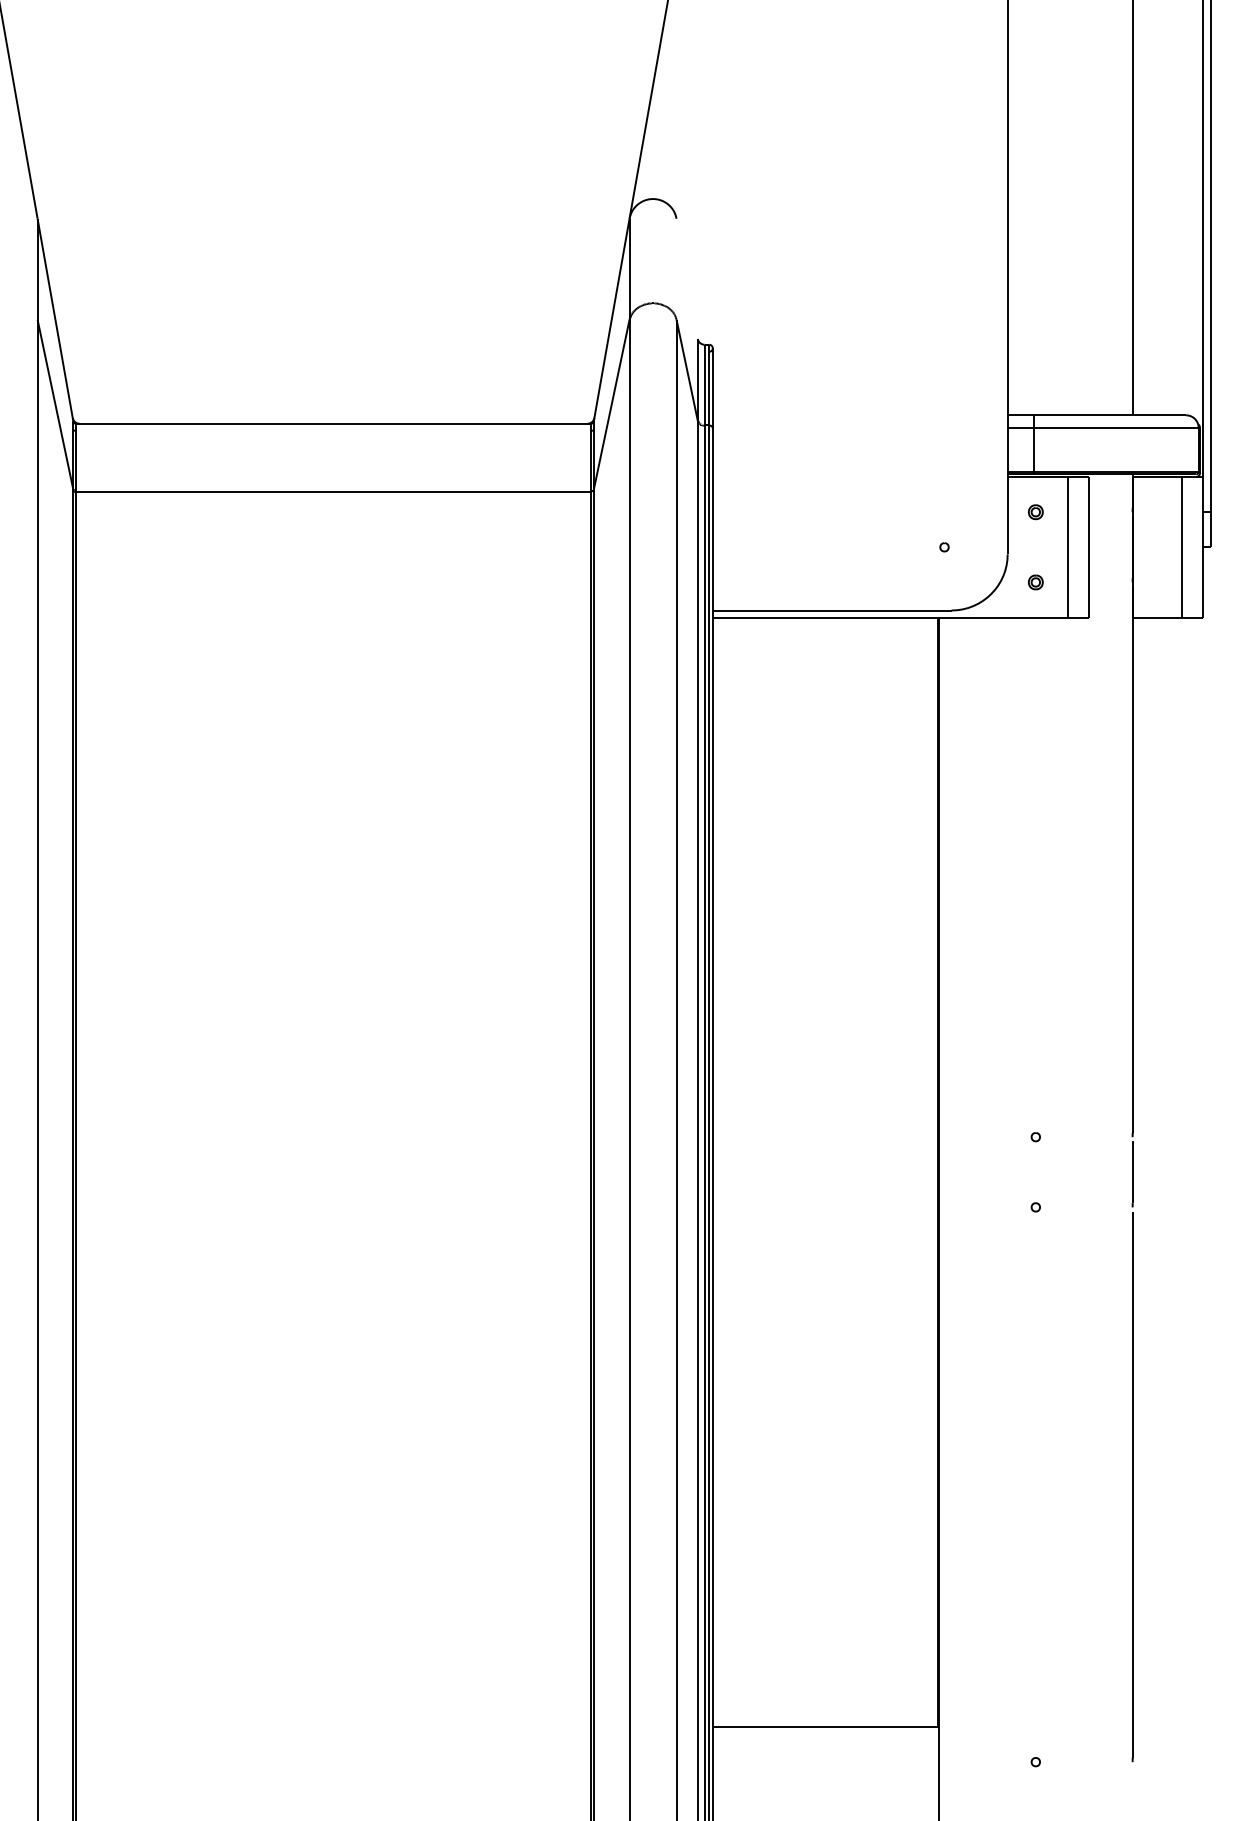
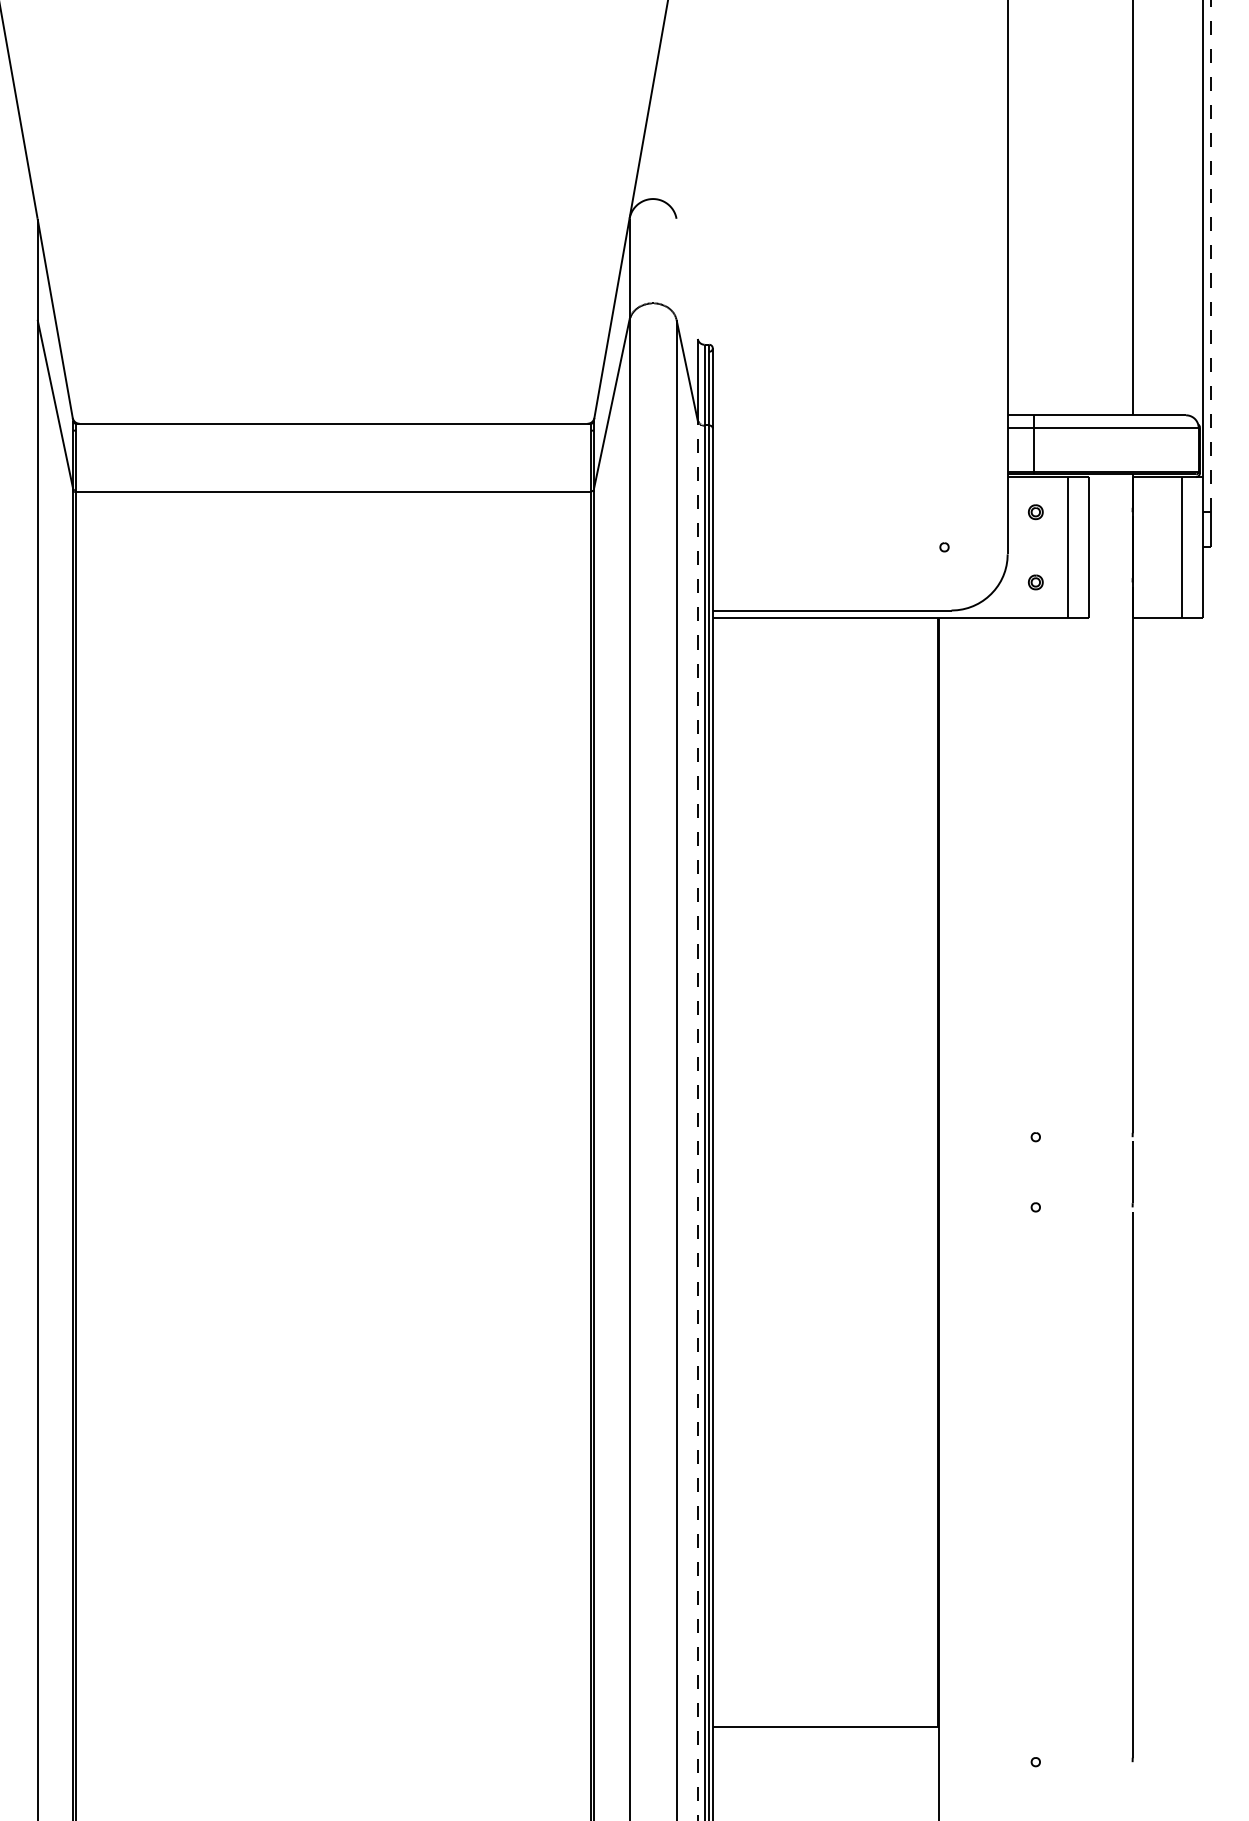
line: solid -> dashed (1211, 256)
line: solid -> dashed (697, 1120)
